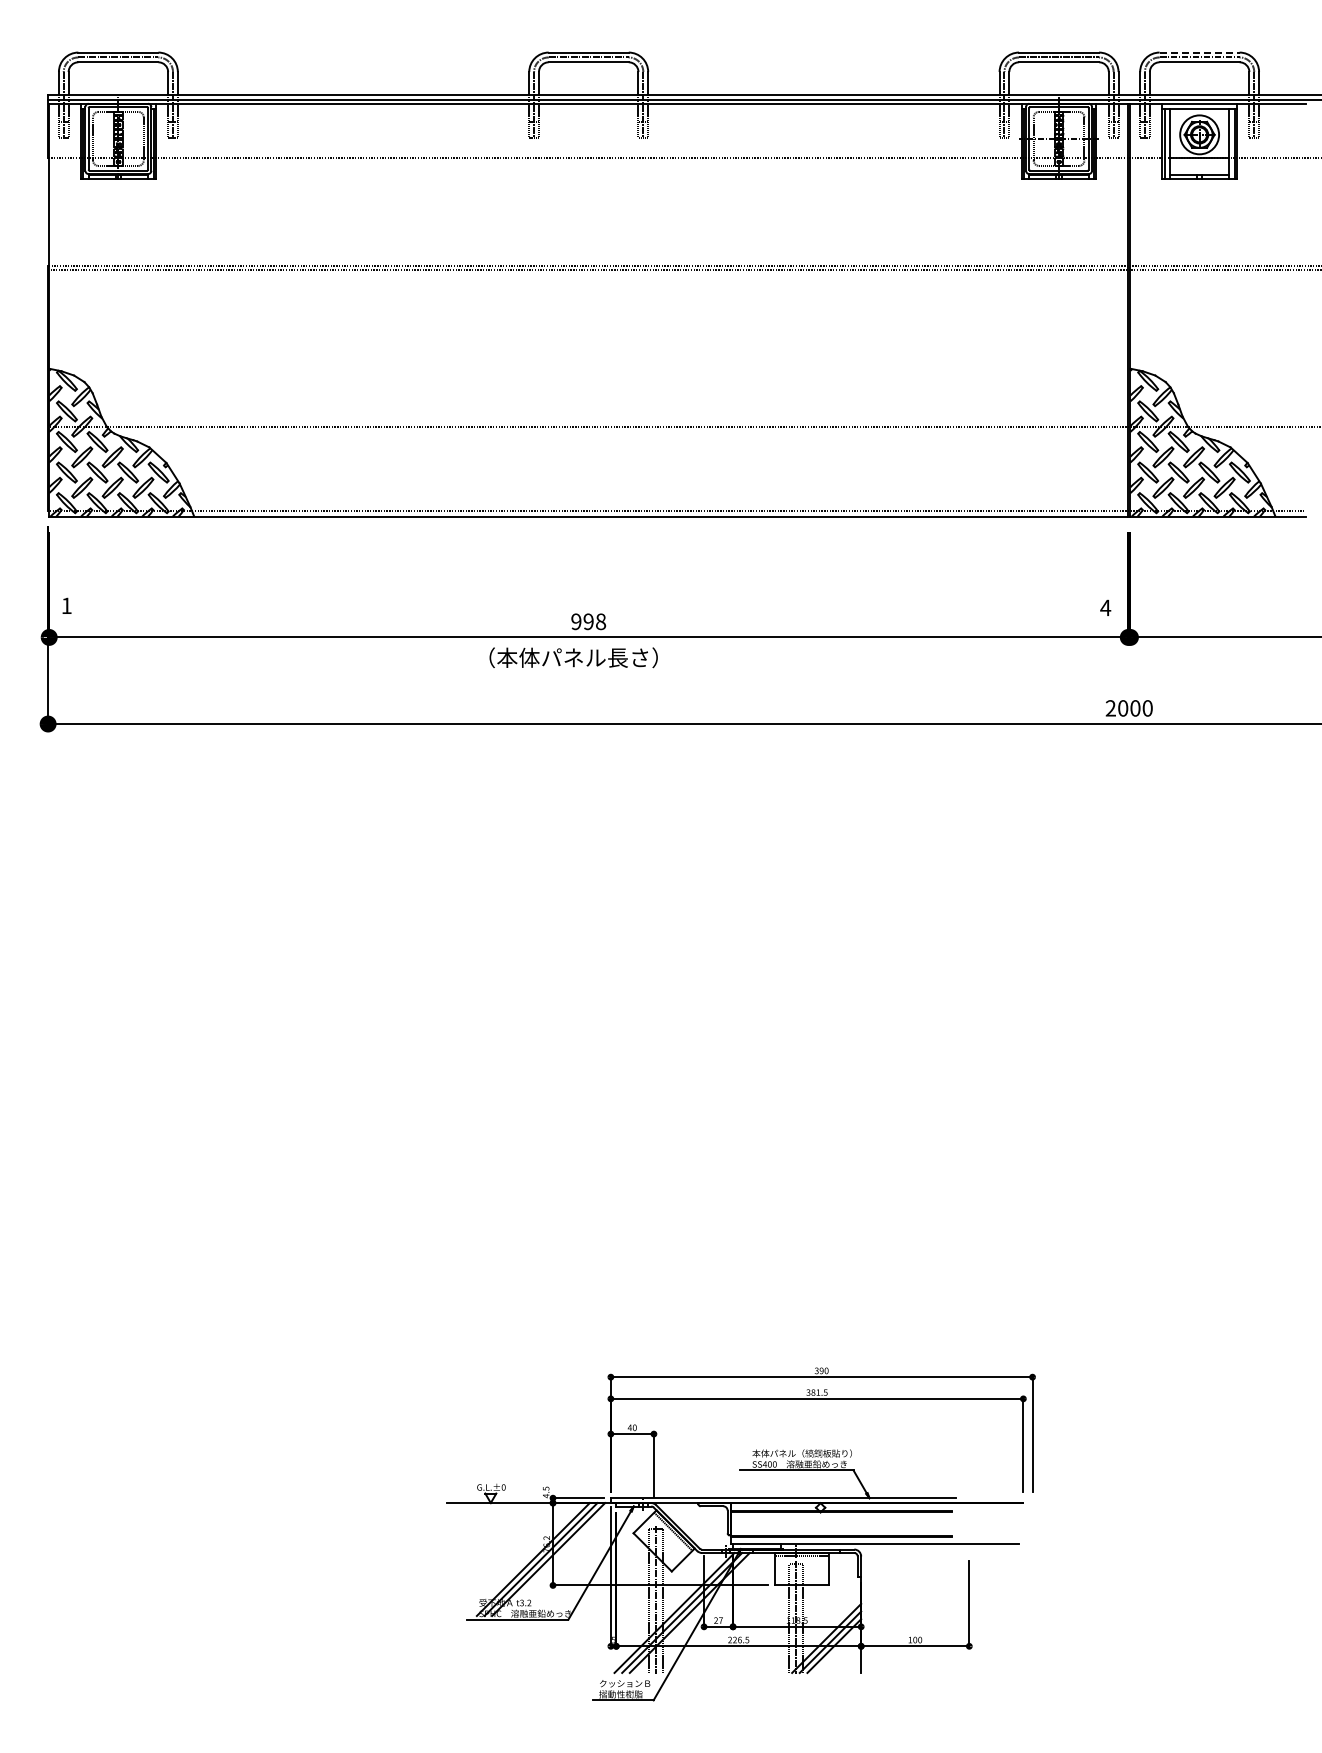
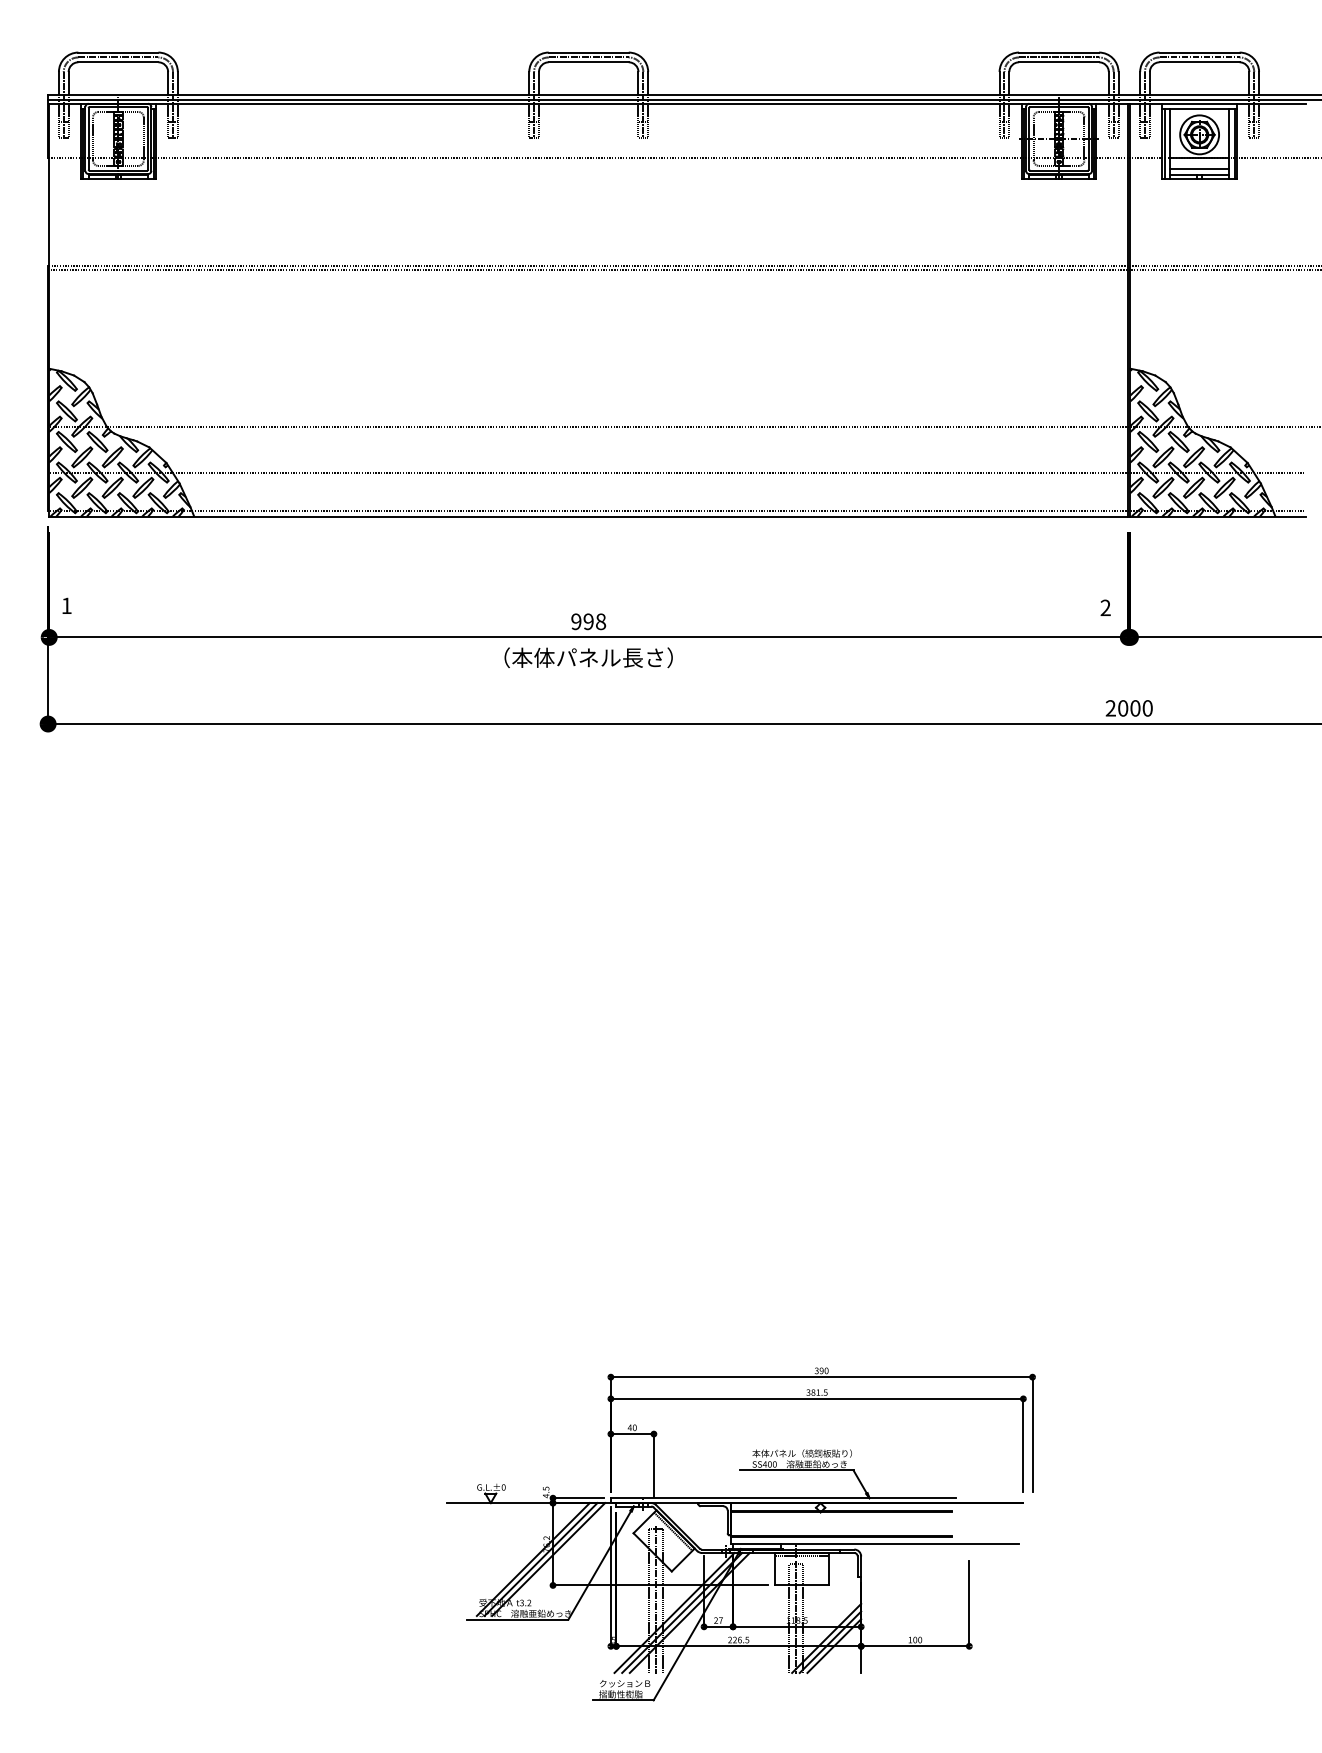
line: dashed -> solid (1200, 52)
line: none -> present (1199, 168)
line: none -> present (676, 473)
text: 4 -> 2 (1105, 607)
text position: (573, 657) -> (588, 657) (588, 657)
